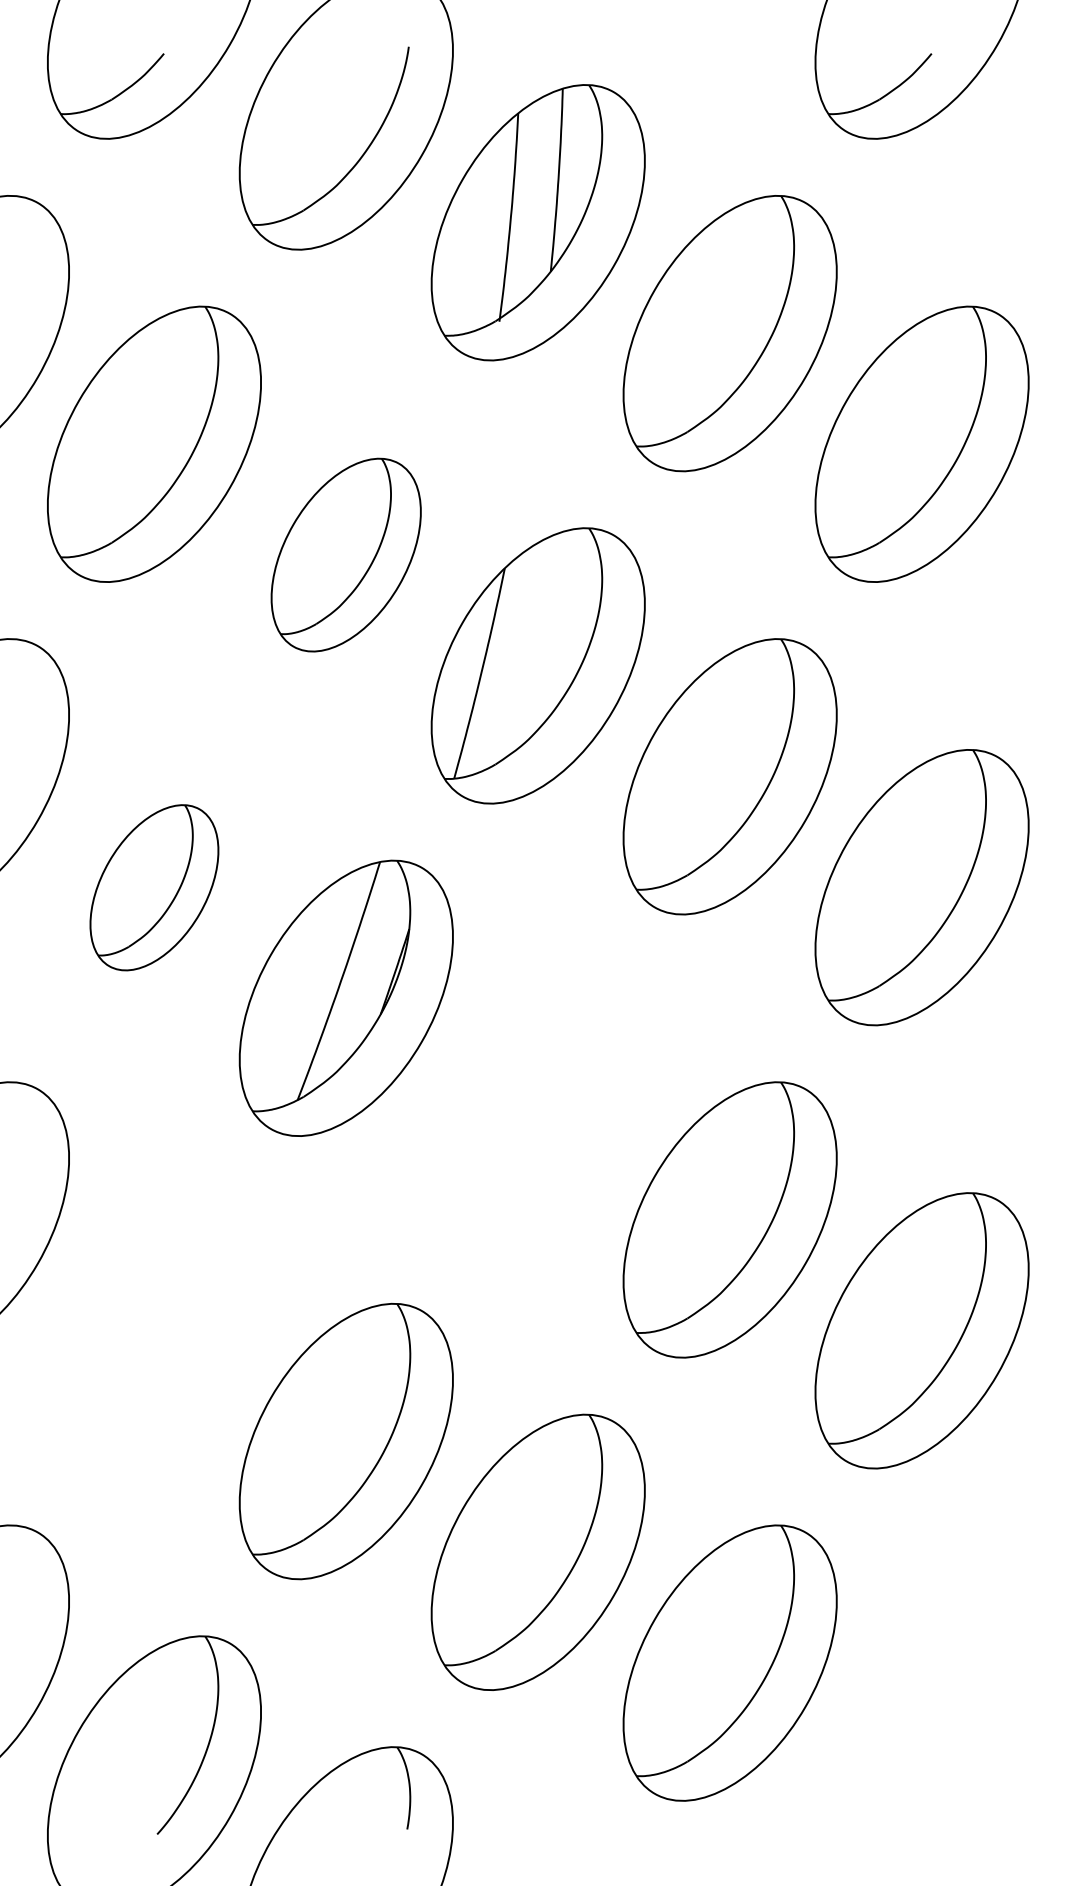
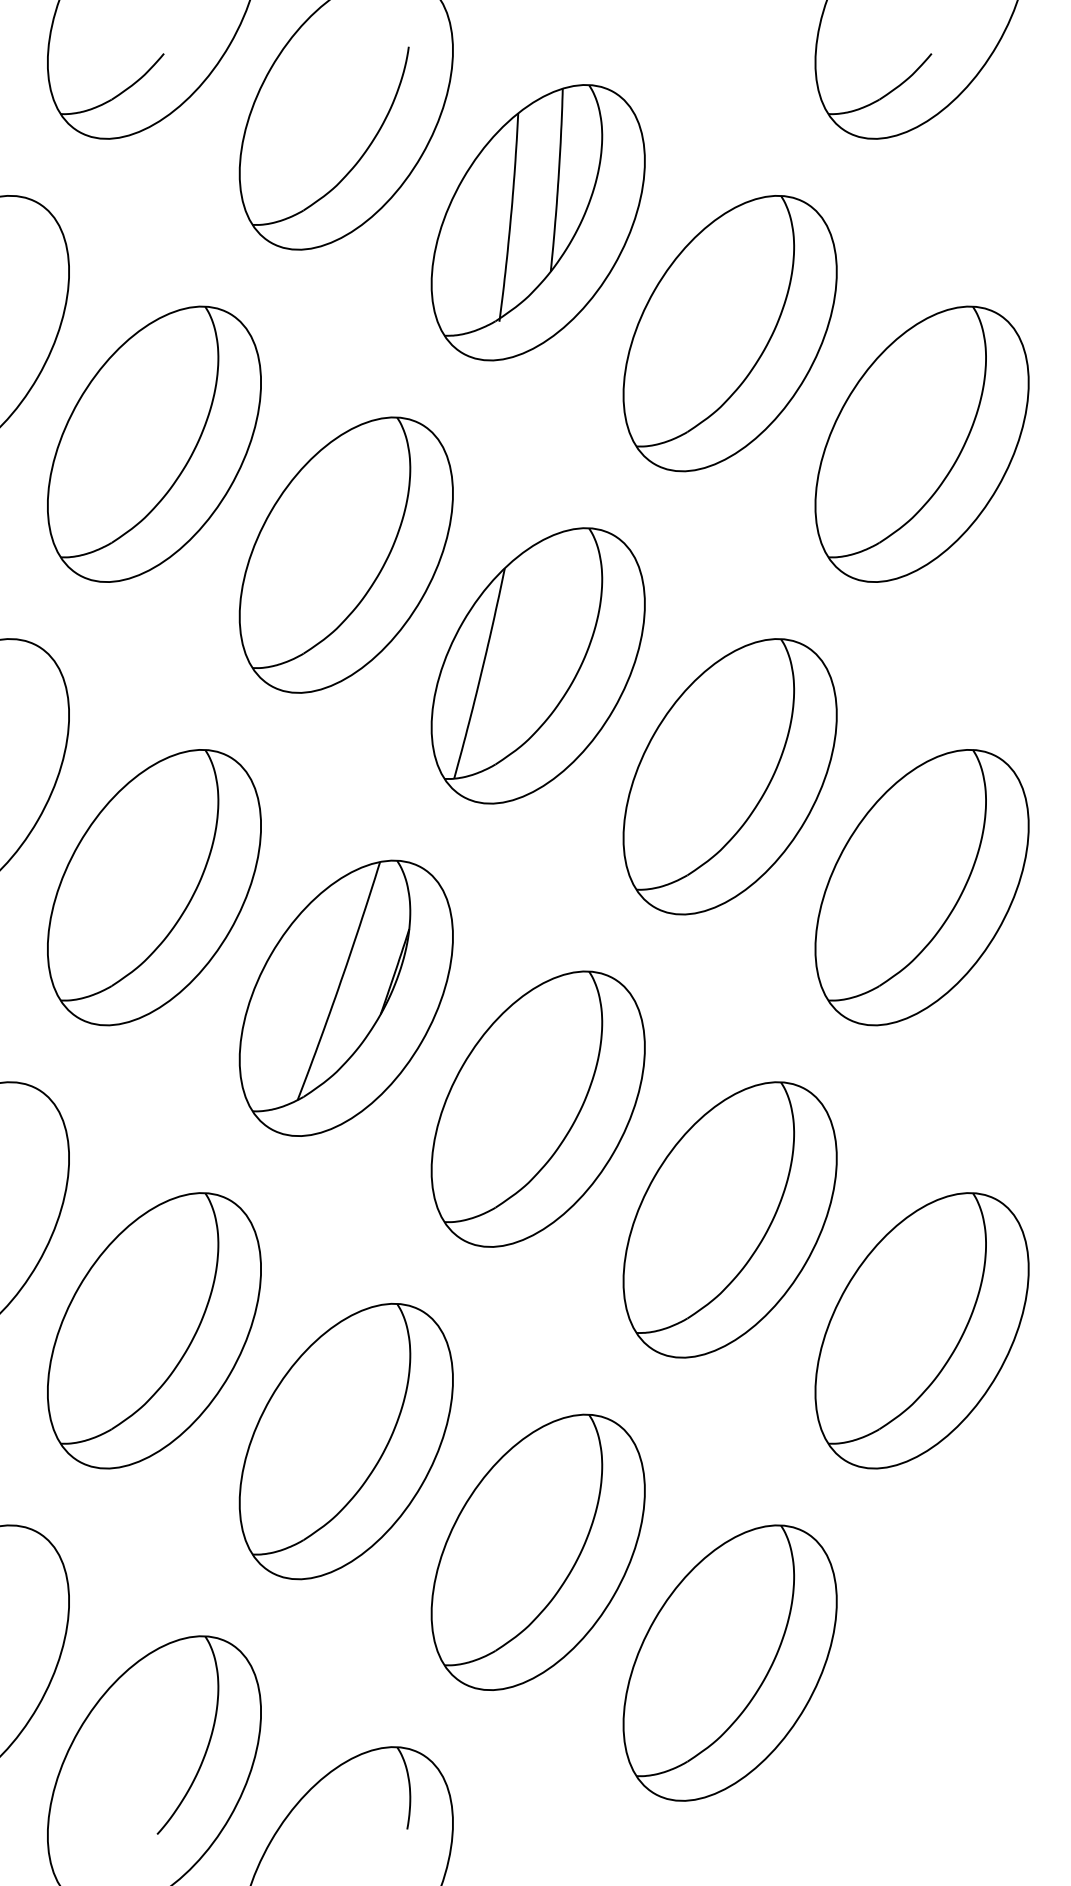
part size: 152x196 px -> 216x278 px (345, 554)
part size: 131x168 px -> 215x278 px (154, 887)
part: none -> present (537, 1108)
part: none -> present (154, 1330)
